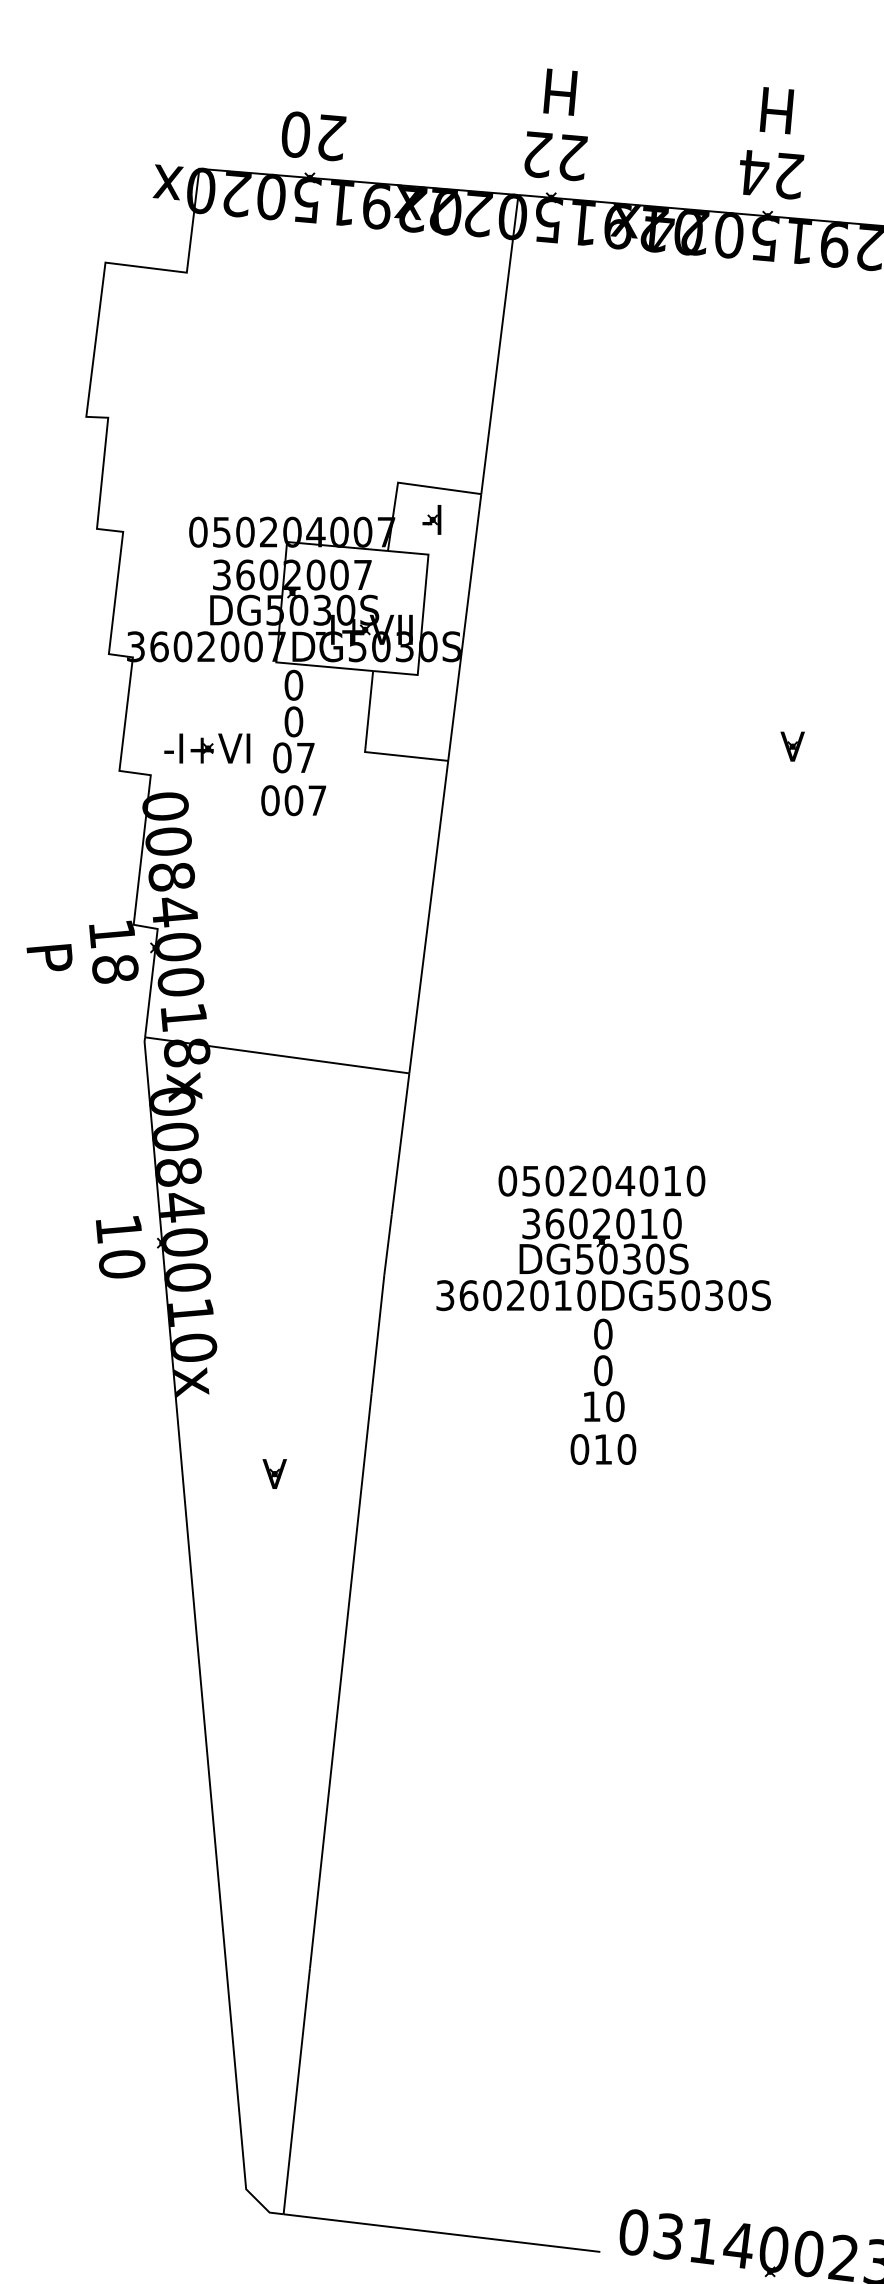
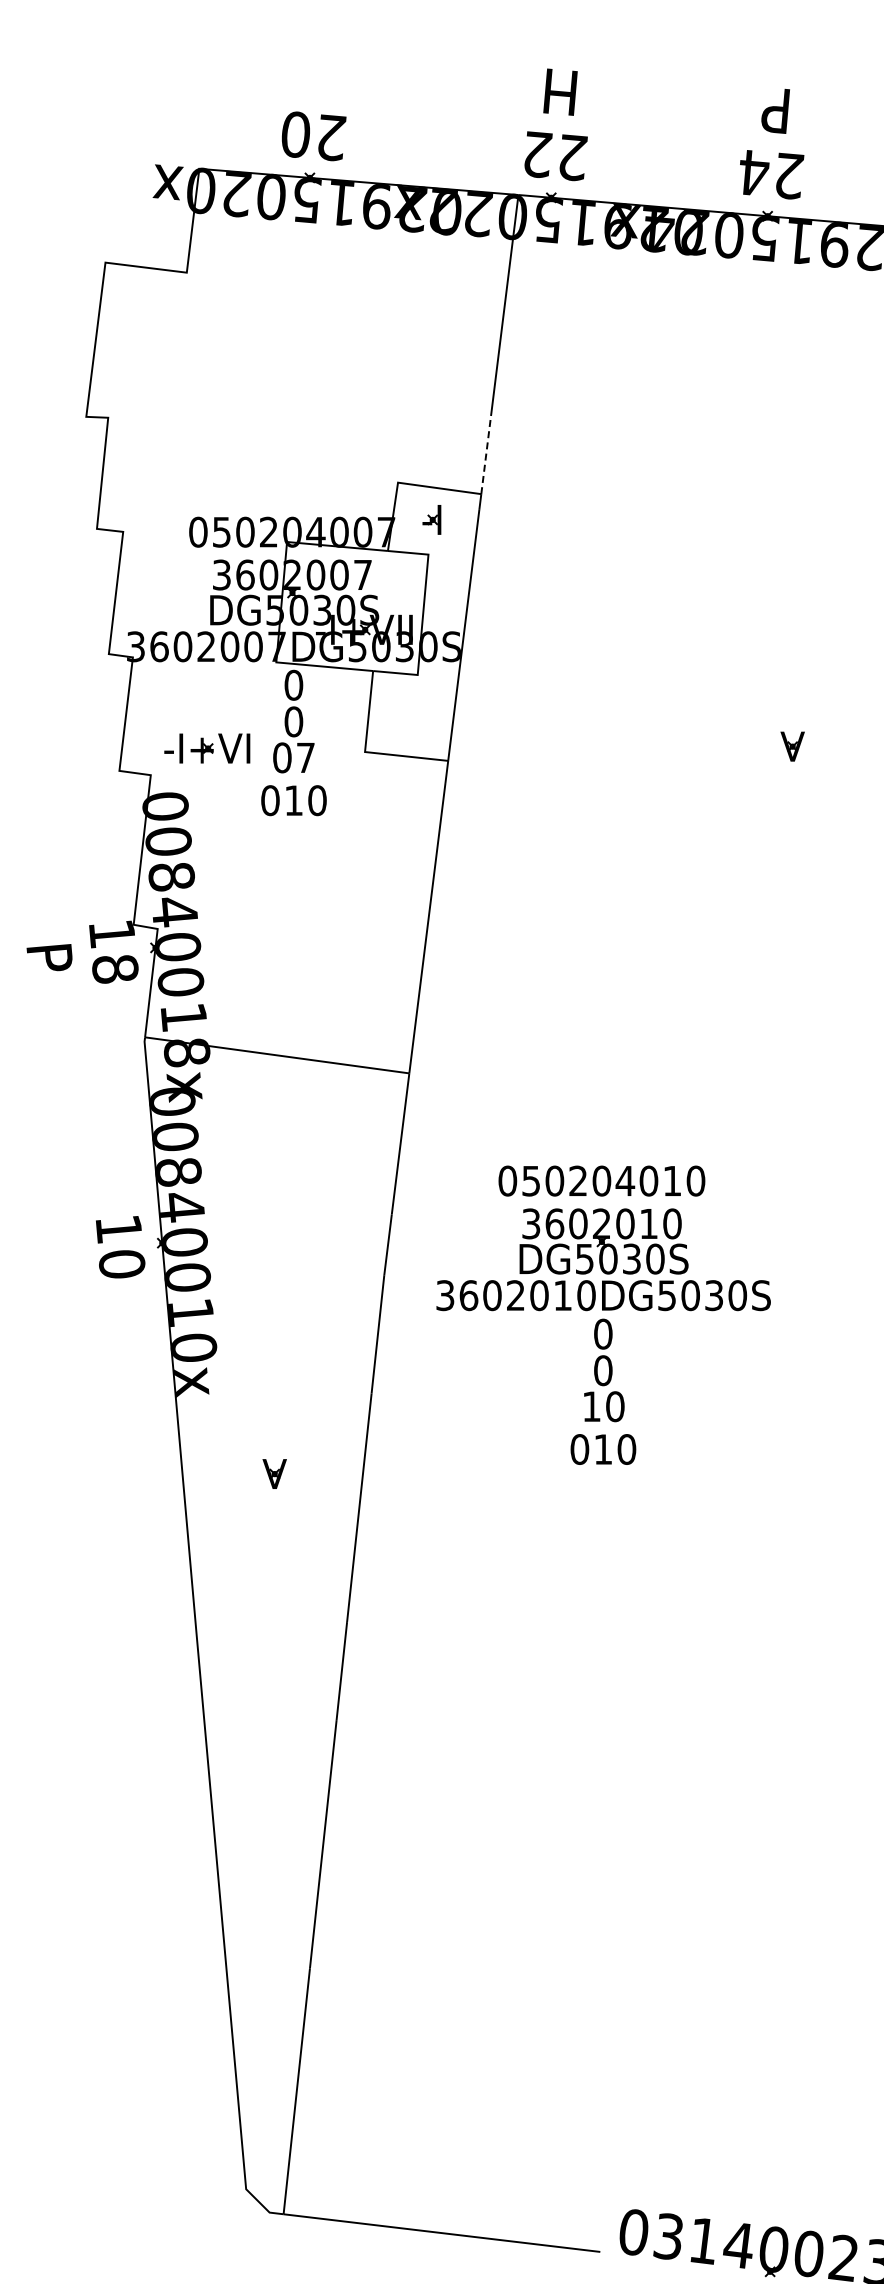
text: H -> P (776, 110)
line: solid -> dashed (486, 454)
text: 007 -> 010 (305, 800)
